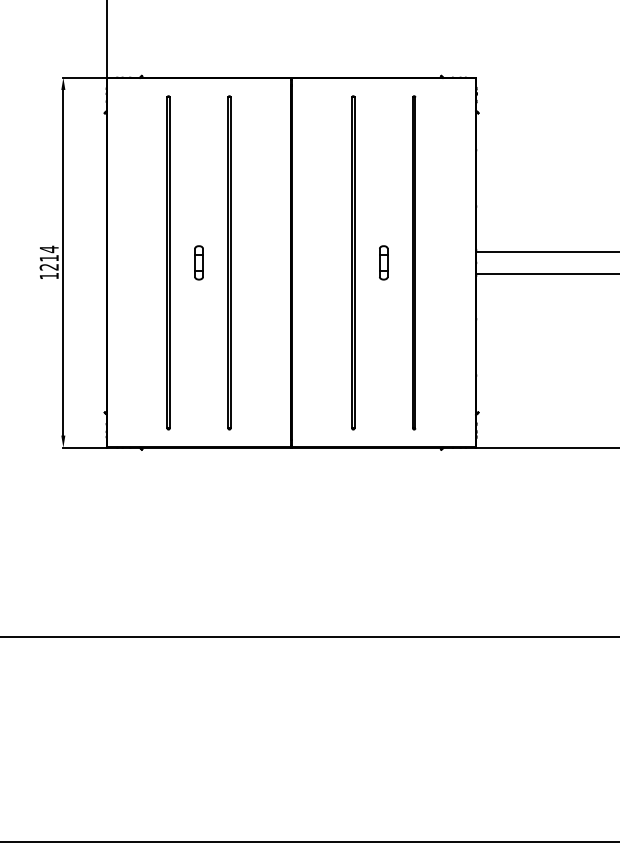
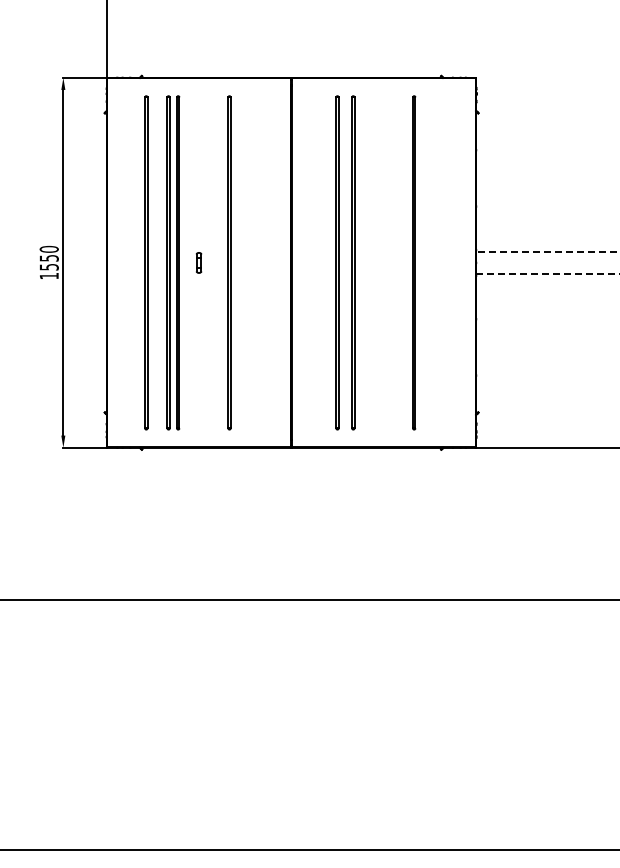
line: solid -> dashed (547, 252)
text: 1214 -> 1550 (48, 257)
line: none -> present (145, 262)
line: none -> present (178, 262)
part size: 10x36 px -> 7x22 px (199, 262)
line: none -> present (336, 262)
part: present -> none (383, 262)
line: solid -> dashed (548, 273)
line position: (309, 637) -> (309, 600) (309, 600)
line position: (309, 841) -> (309, 849) (309, 849)
